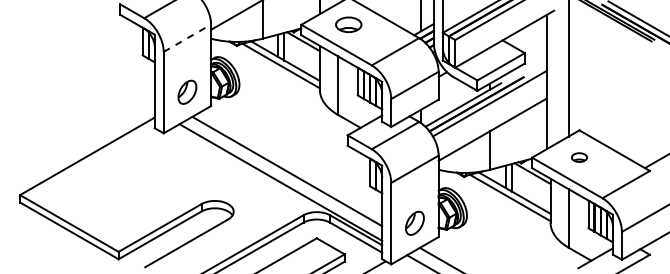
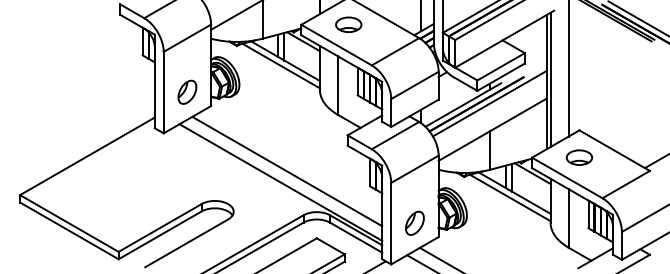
line: dashed -> solid (187, 38)
line: none -> present (550, 79)
part size: 17x11 px -> 29x17 px (579, 157)
